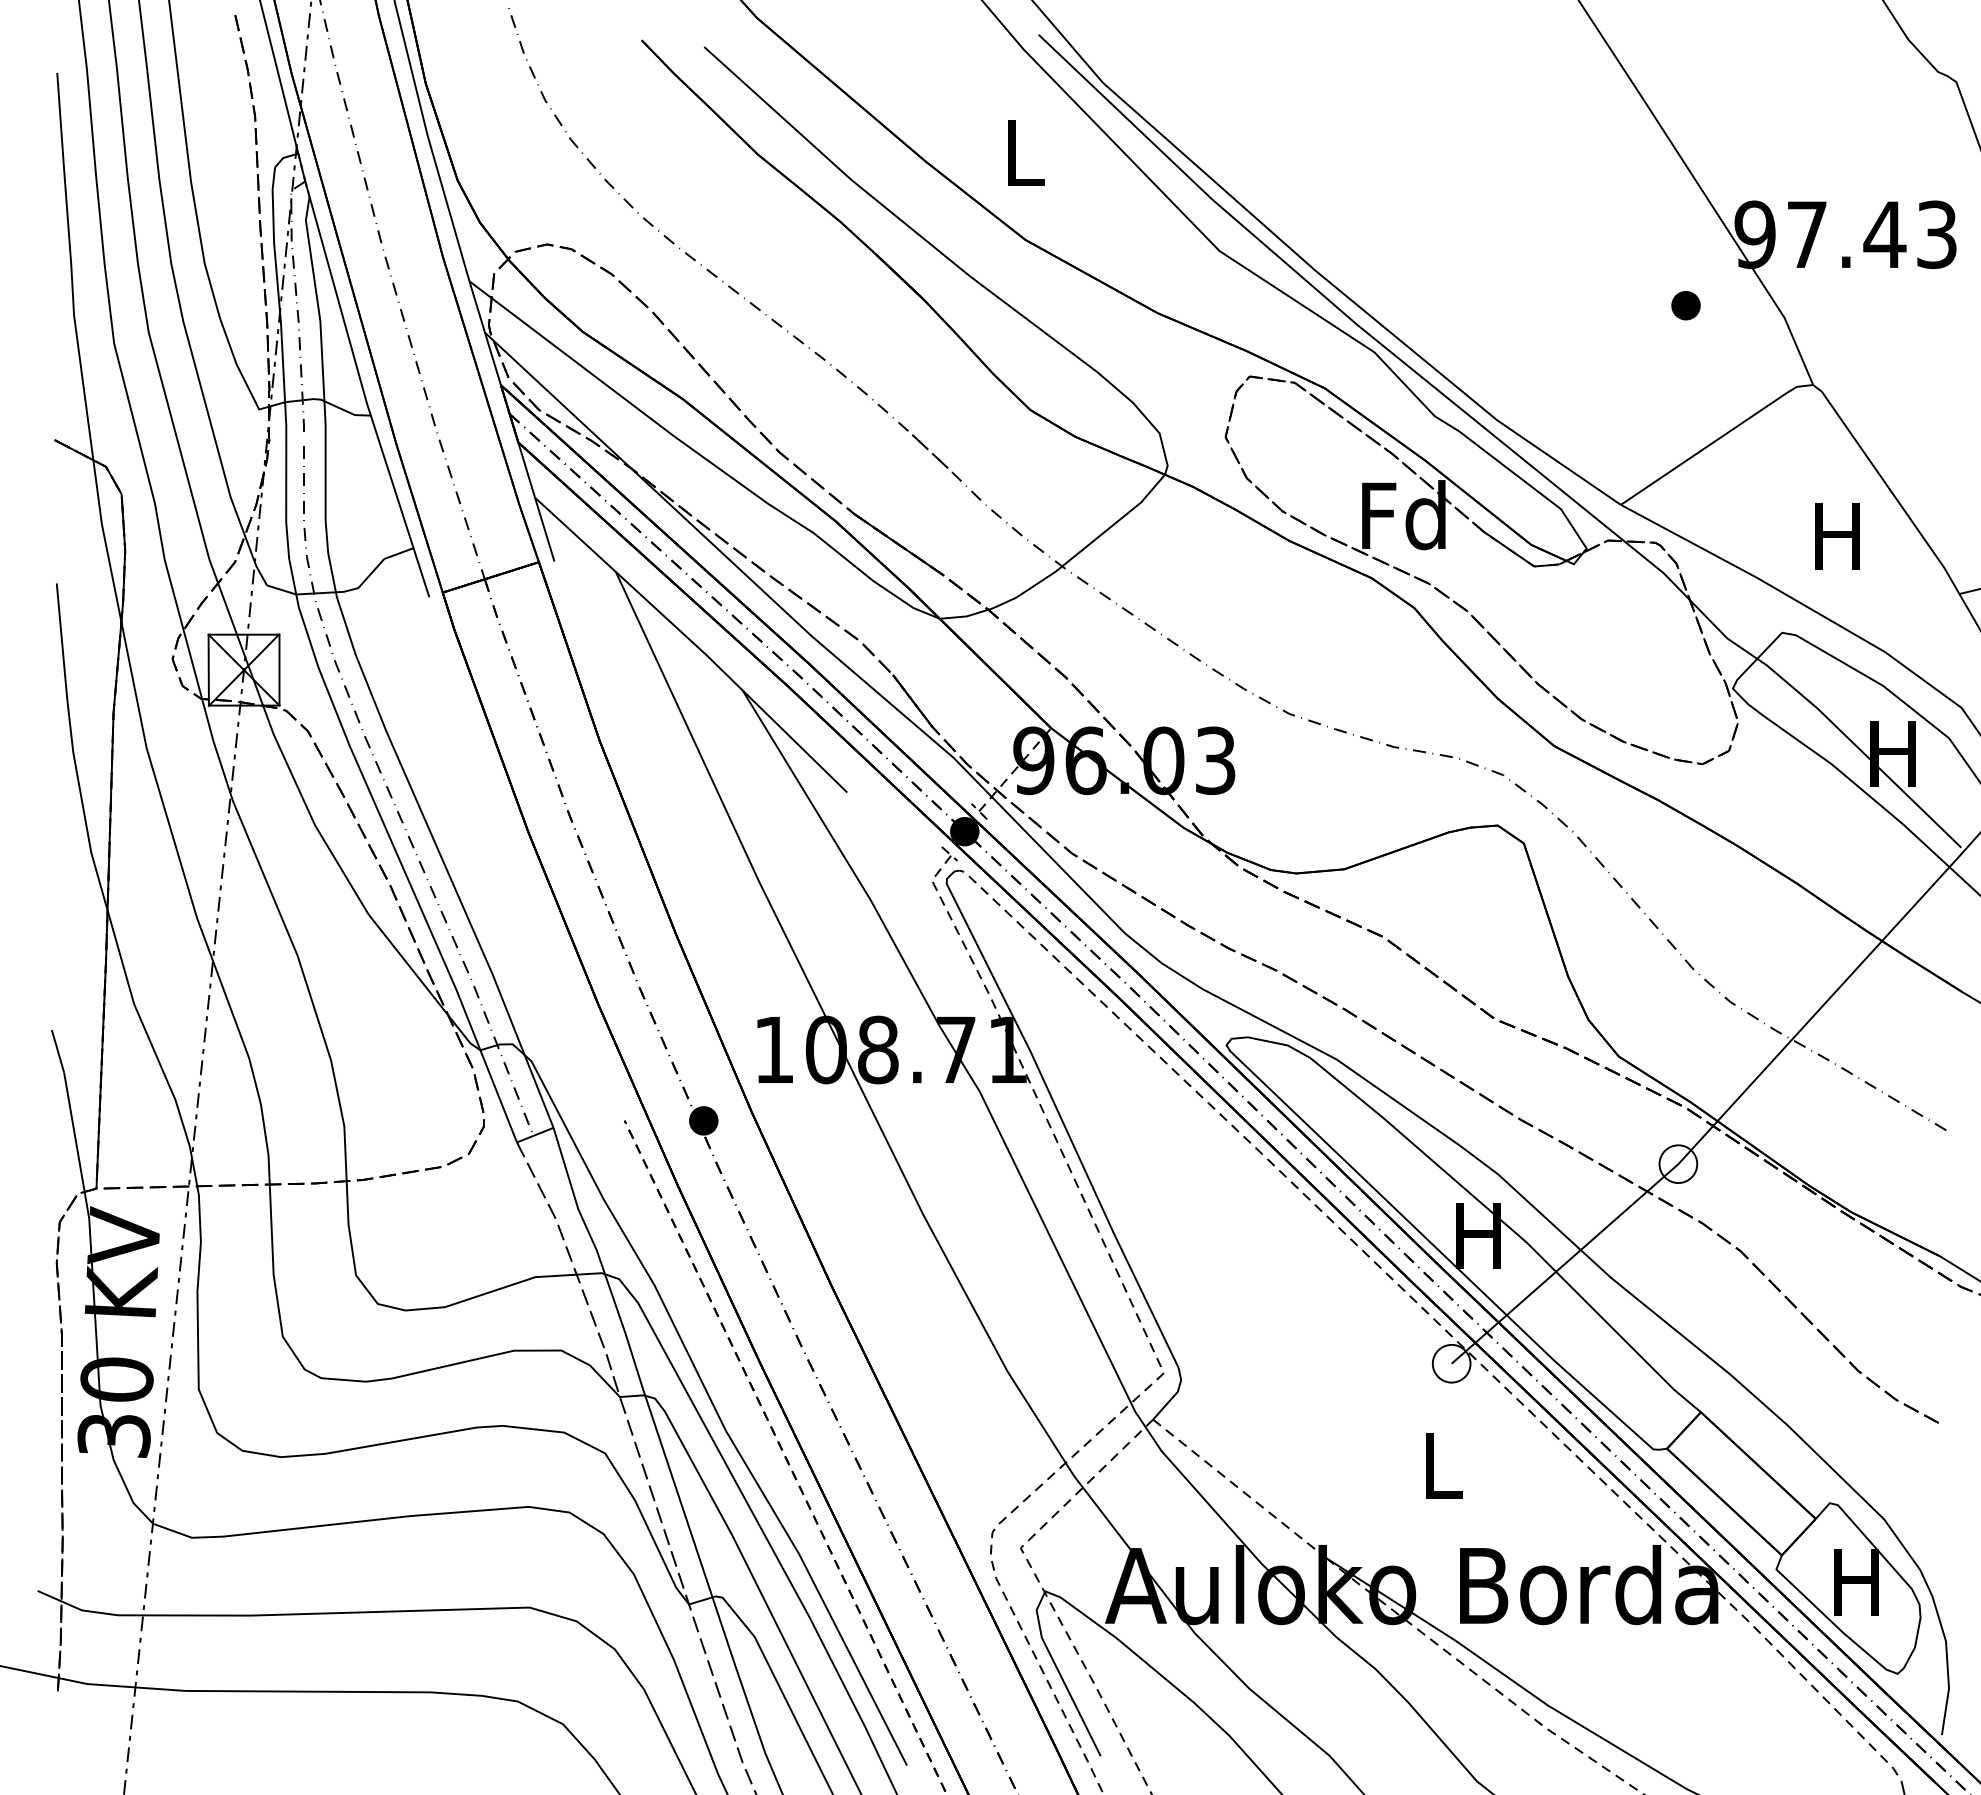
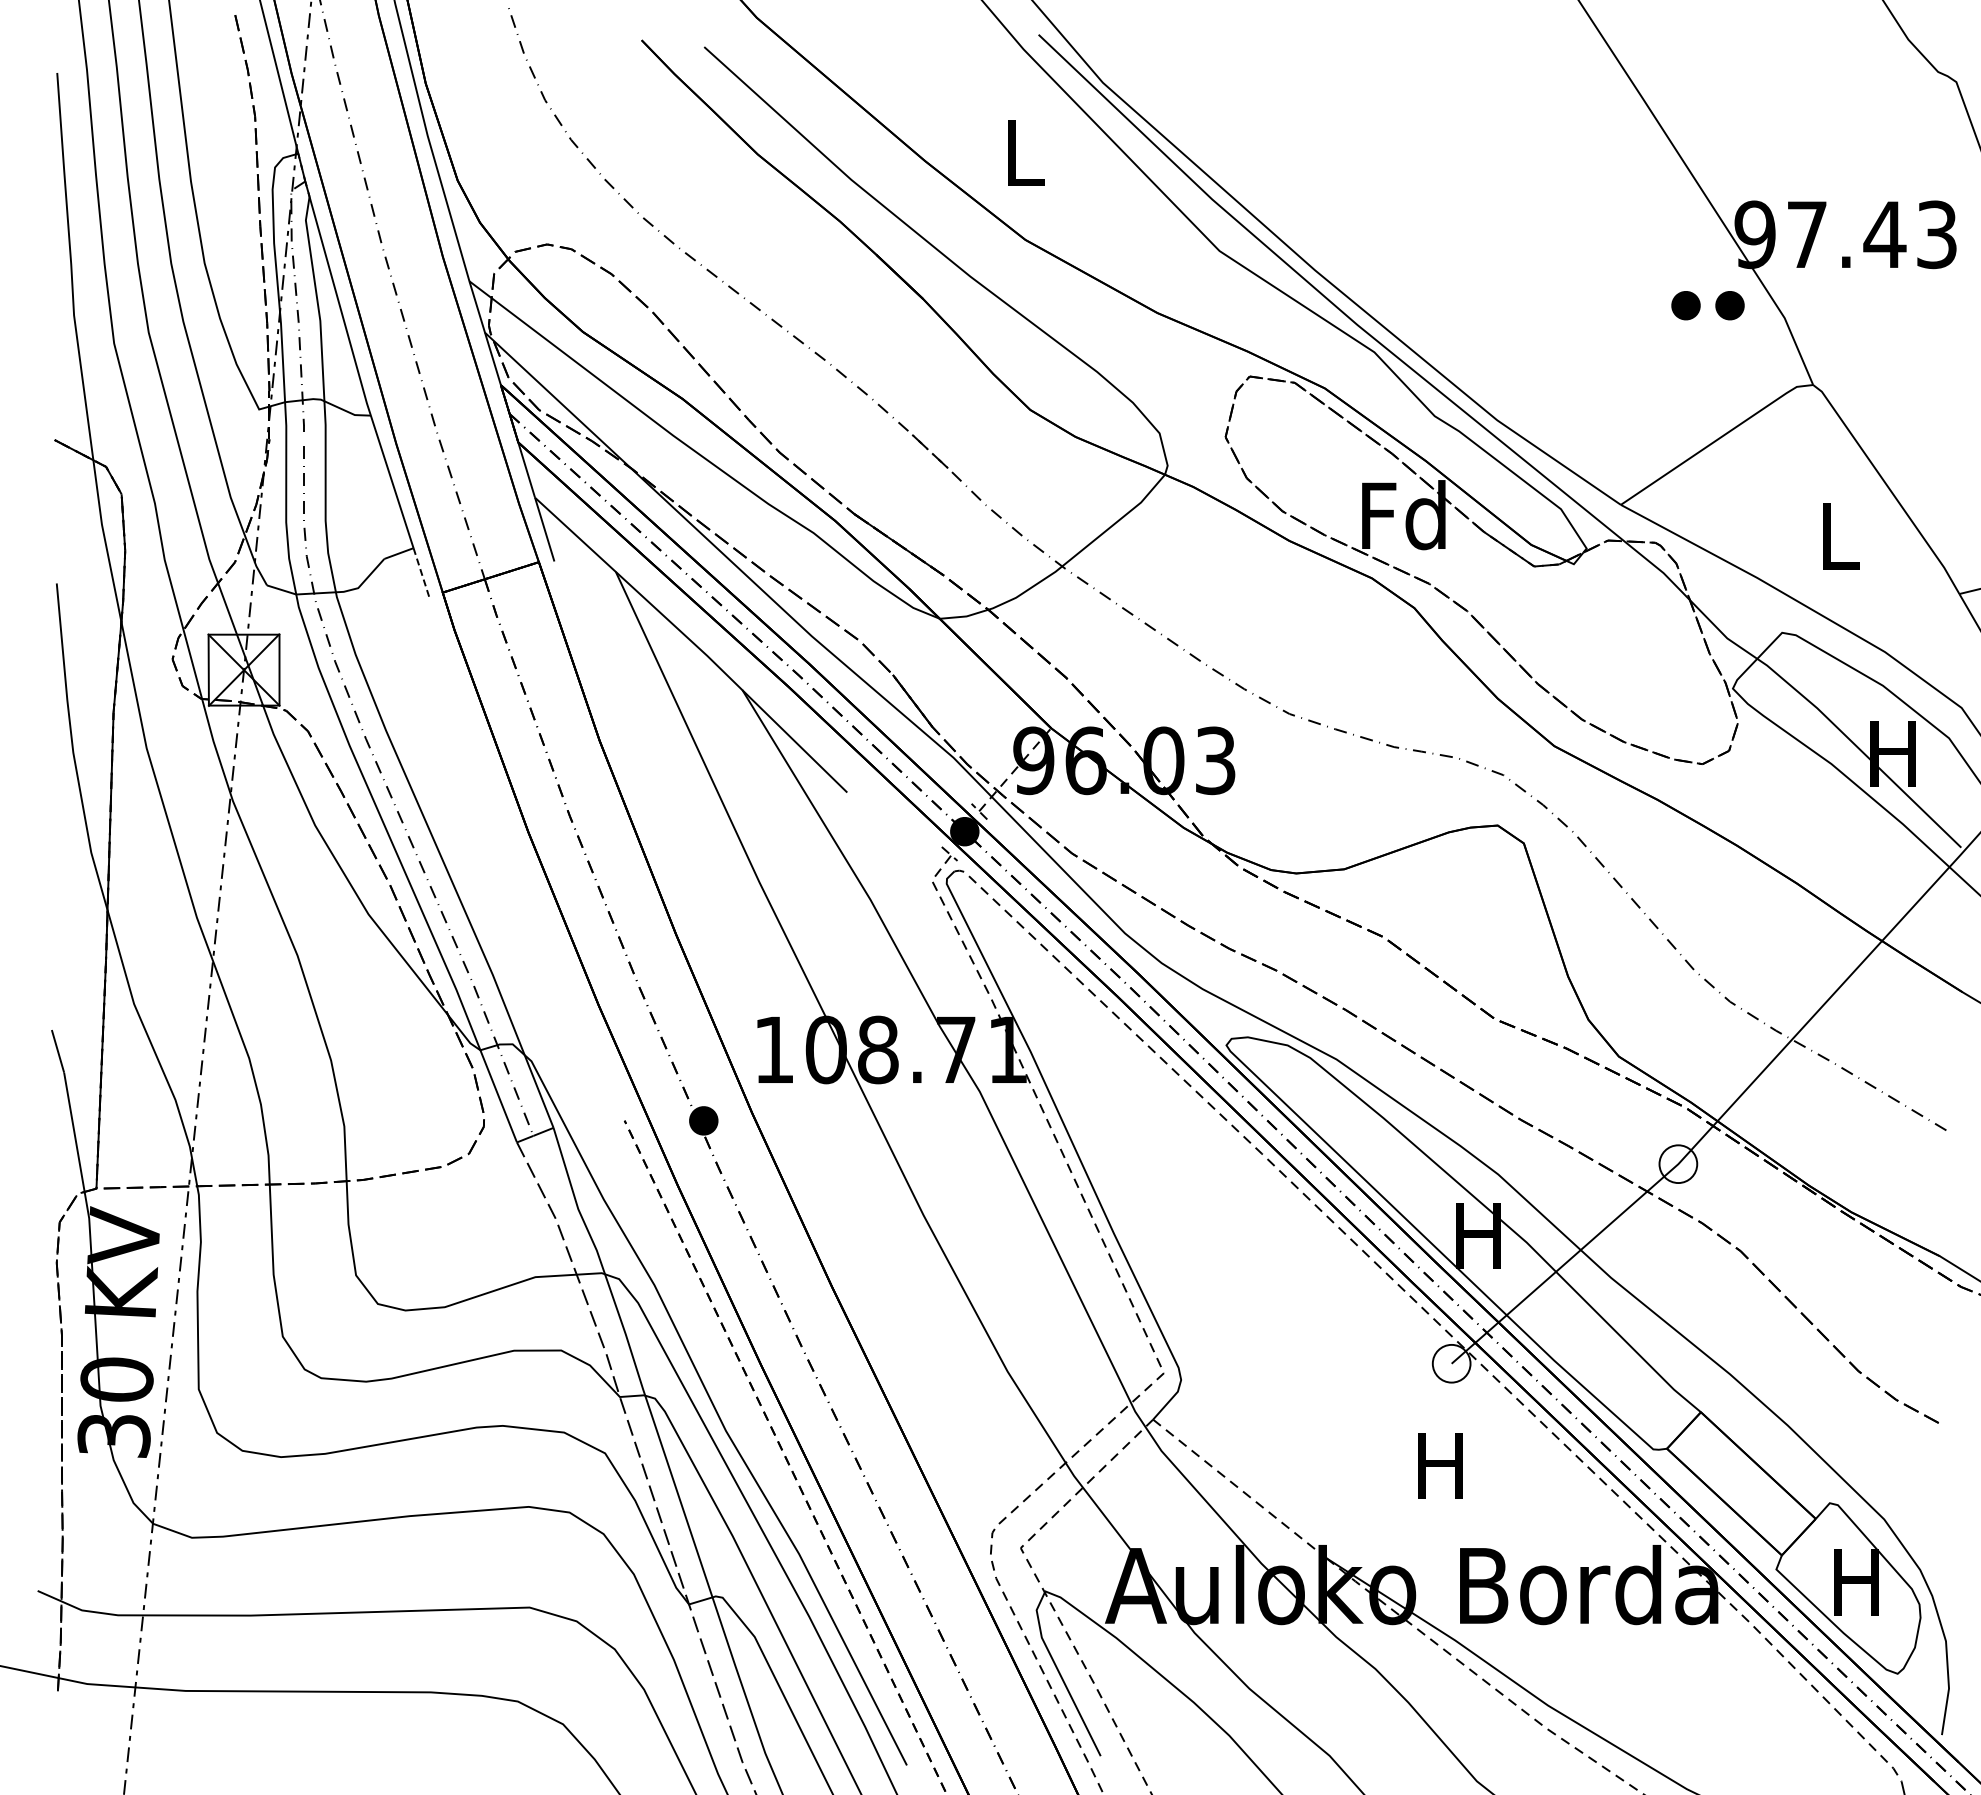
part: none -> present (1729, 305)
text: H -> L (1837, 536)
line: solid -> dashed (421, 572)
text: L -> H (1440, 1465)
